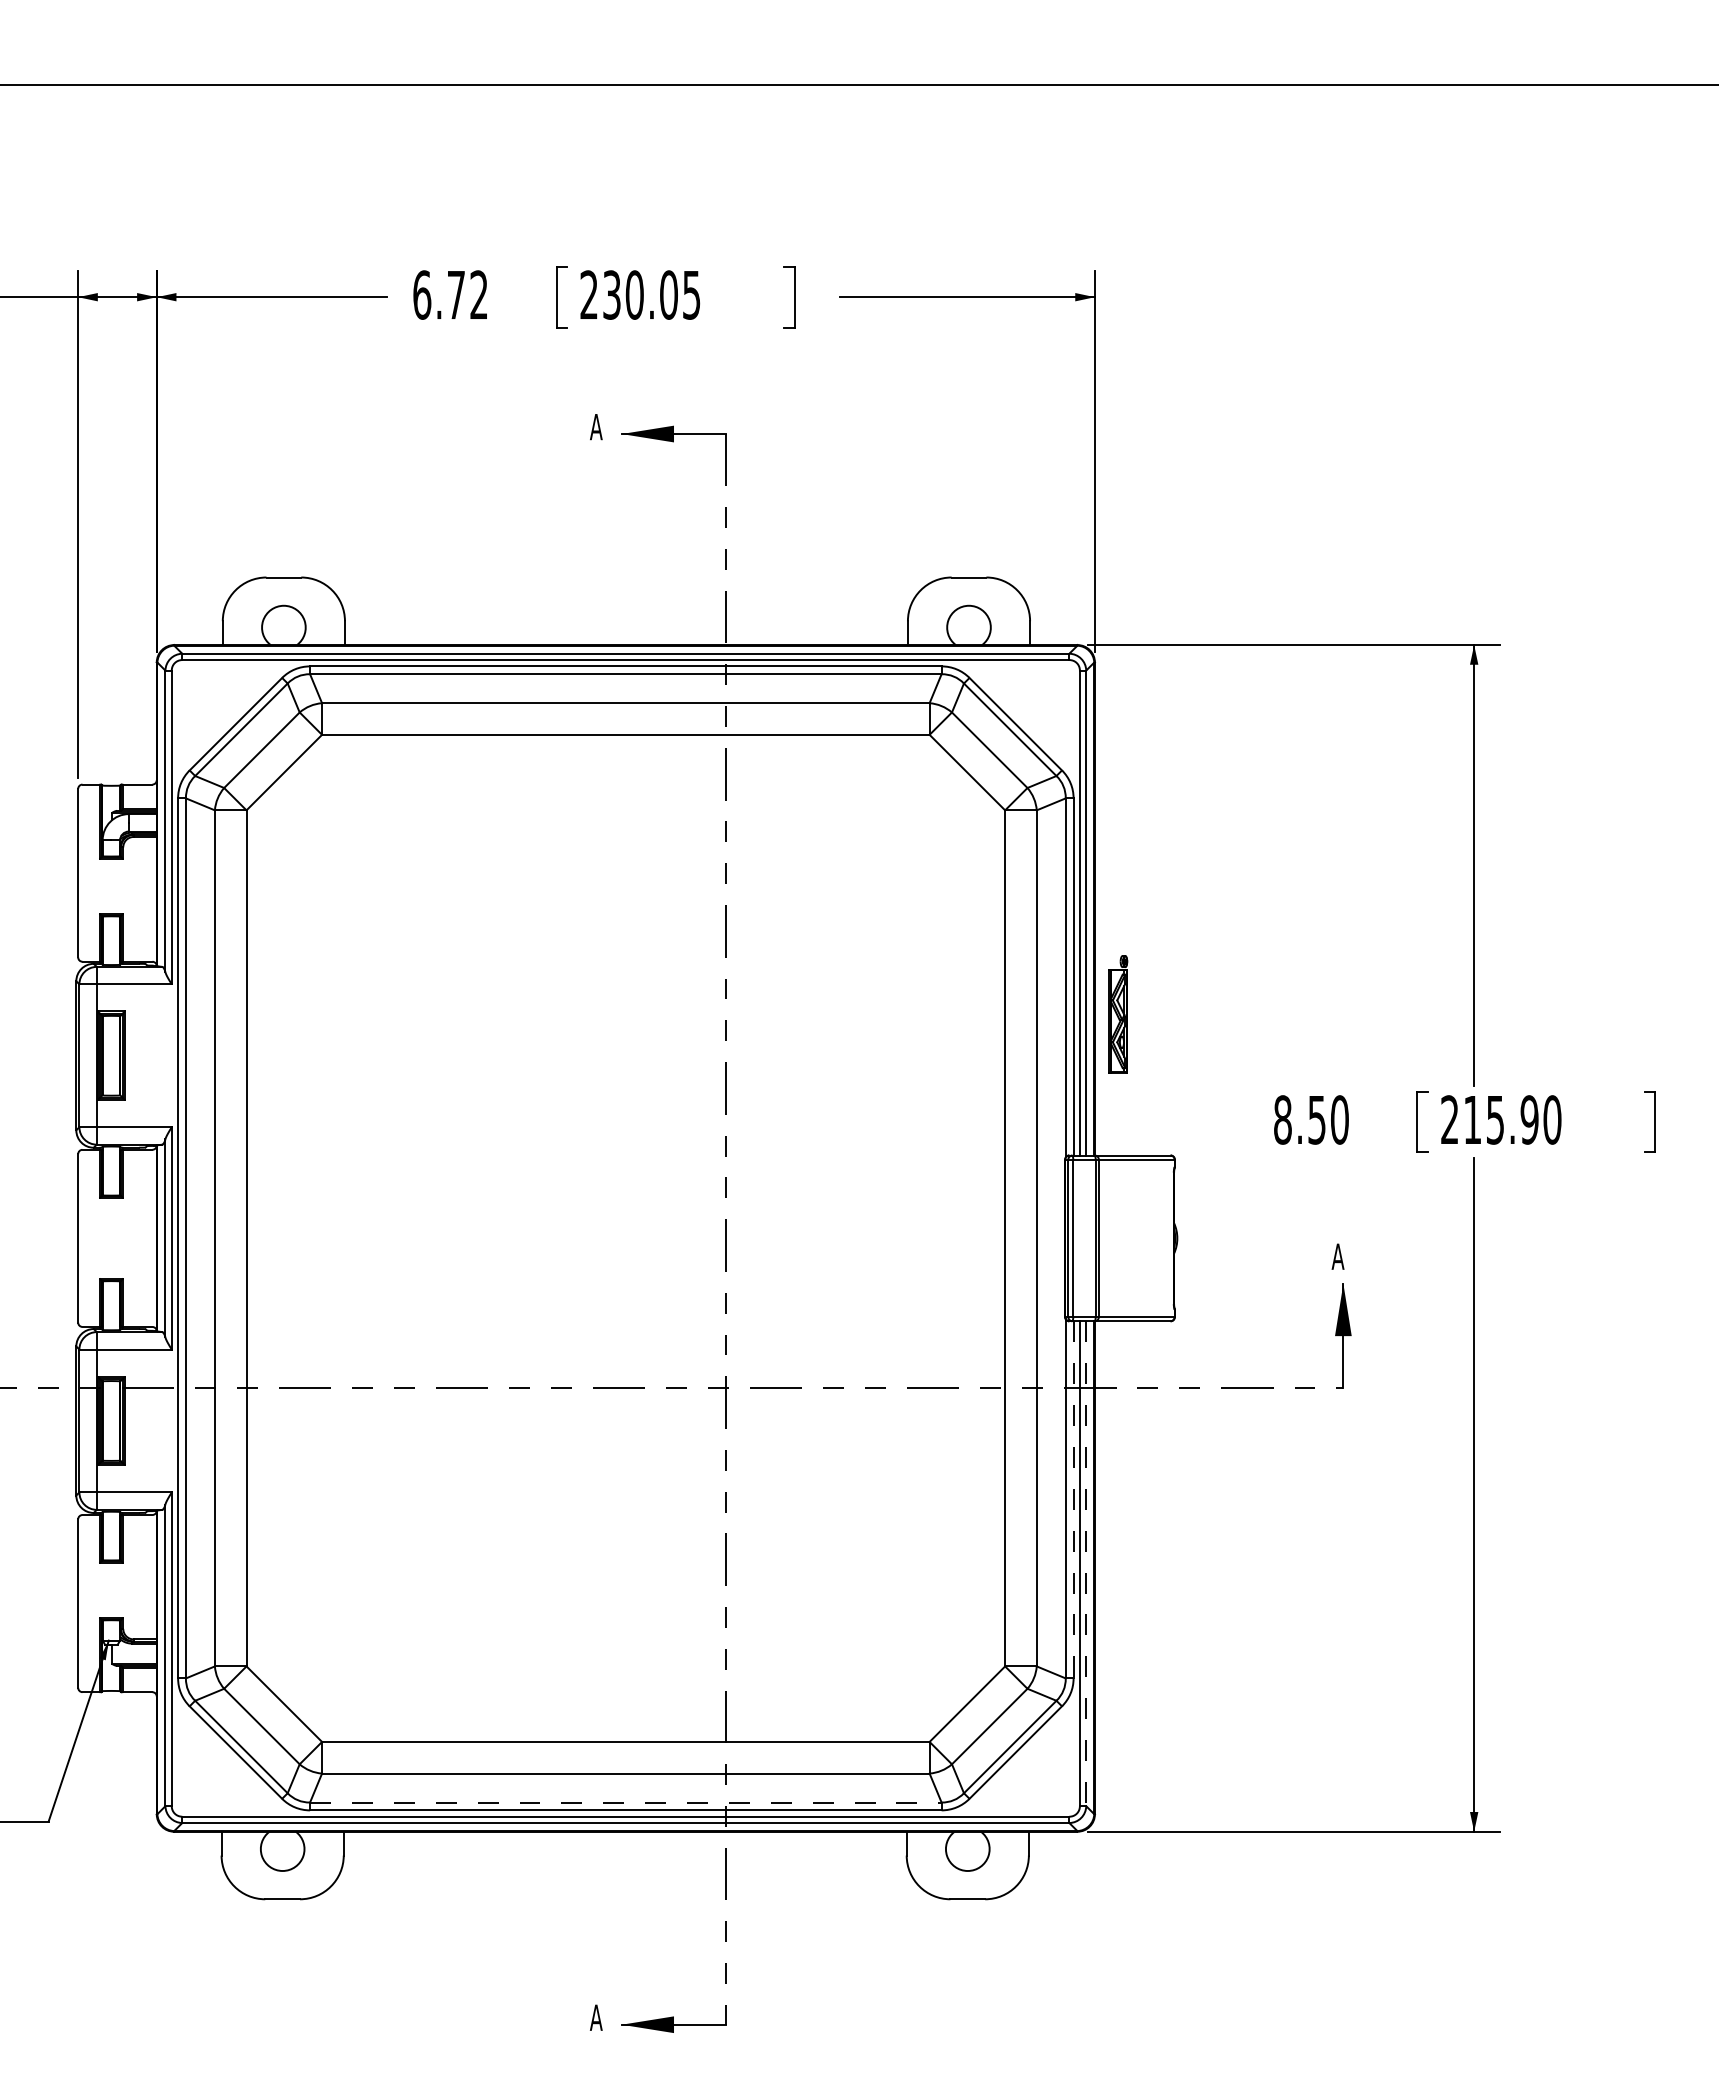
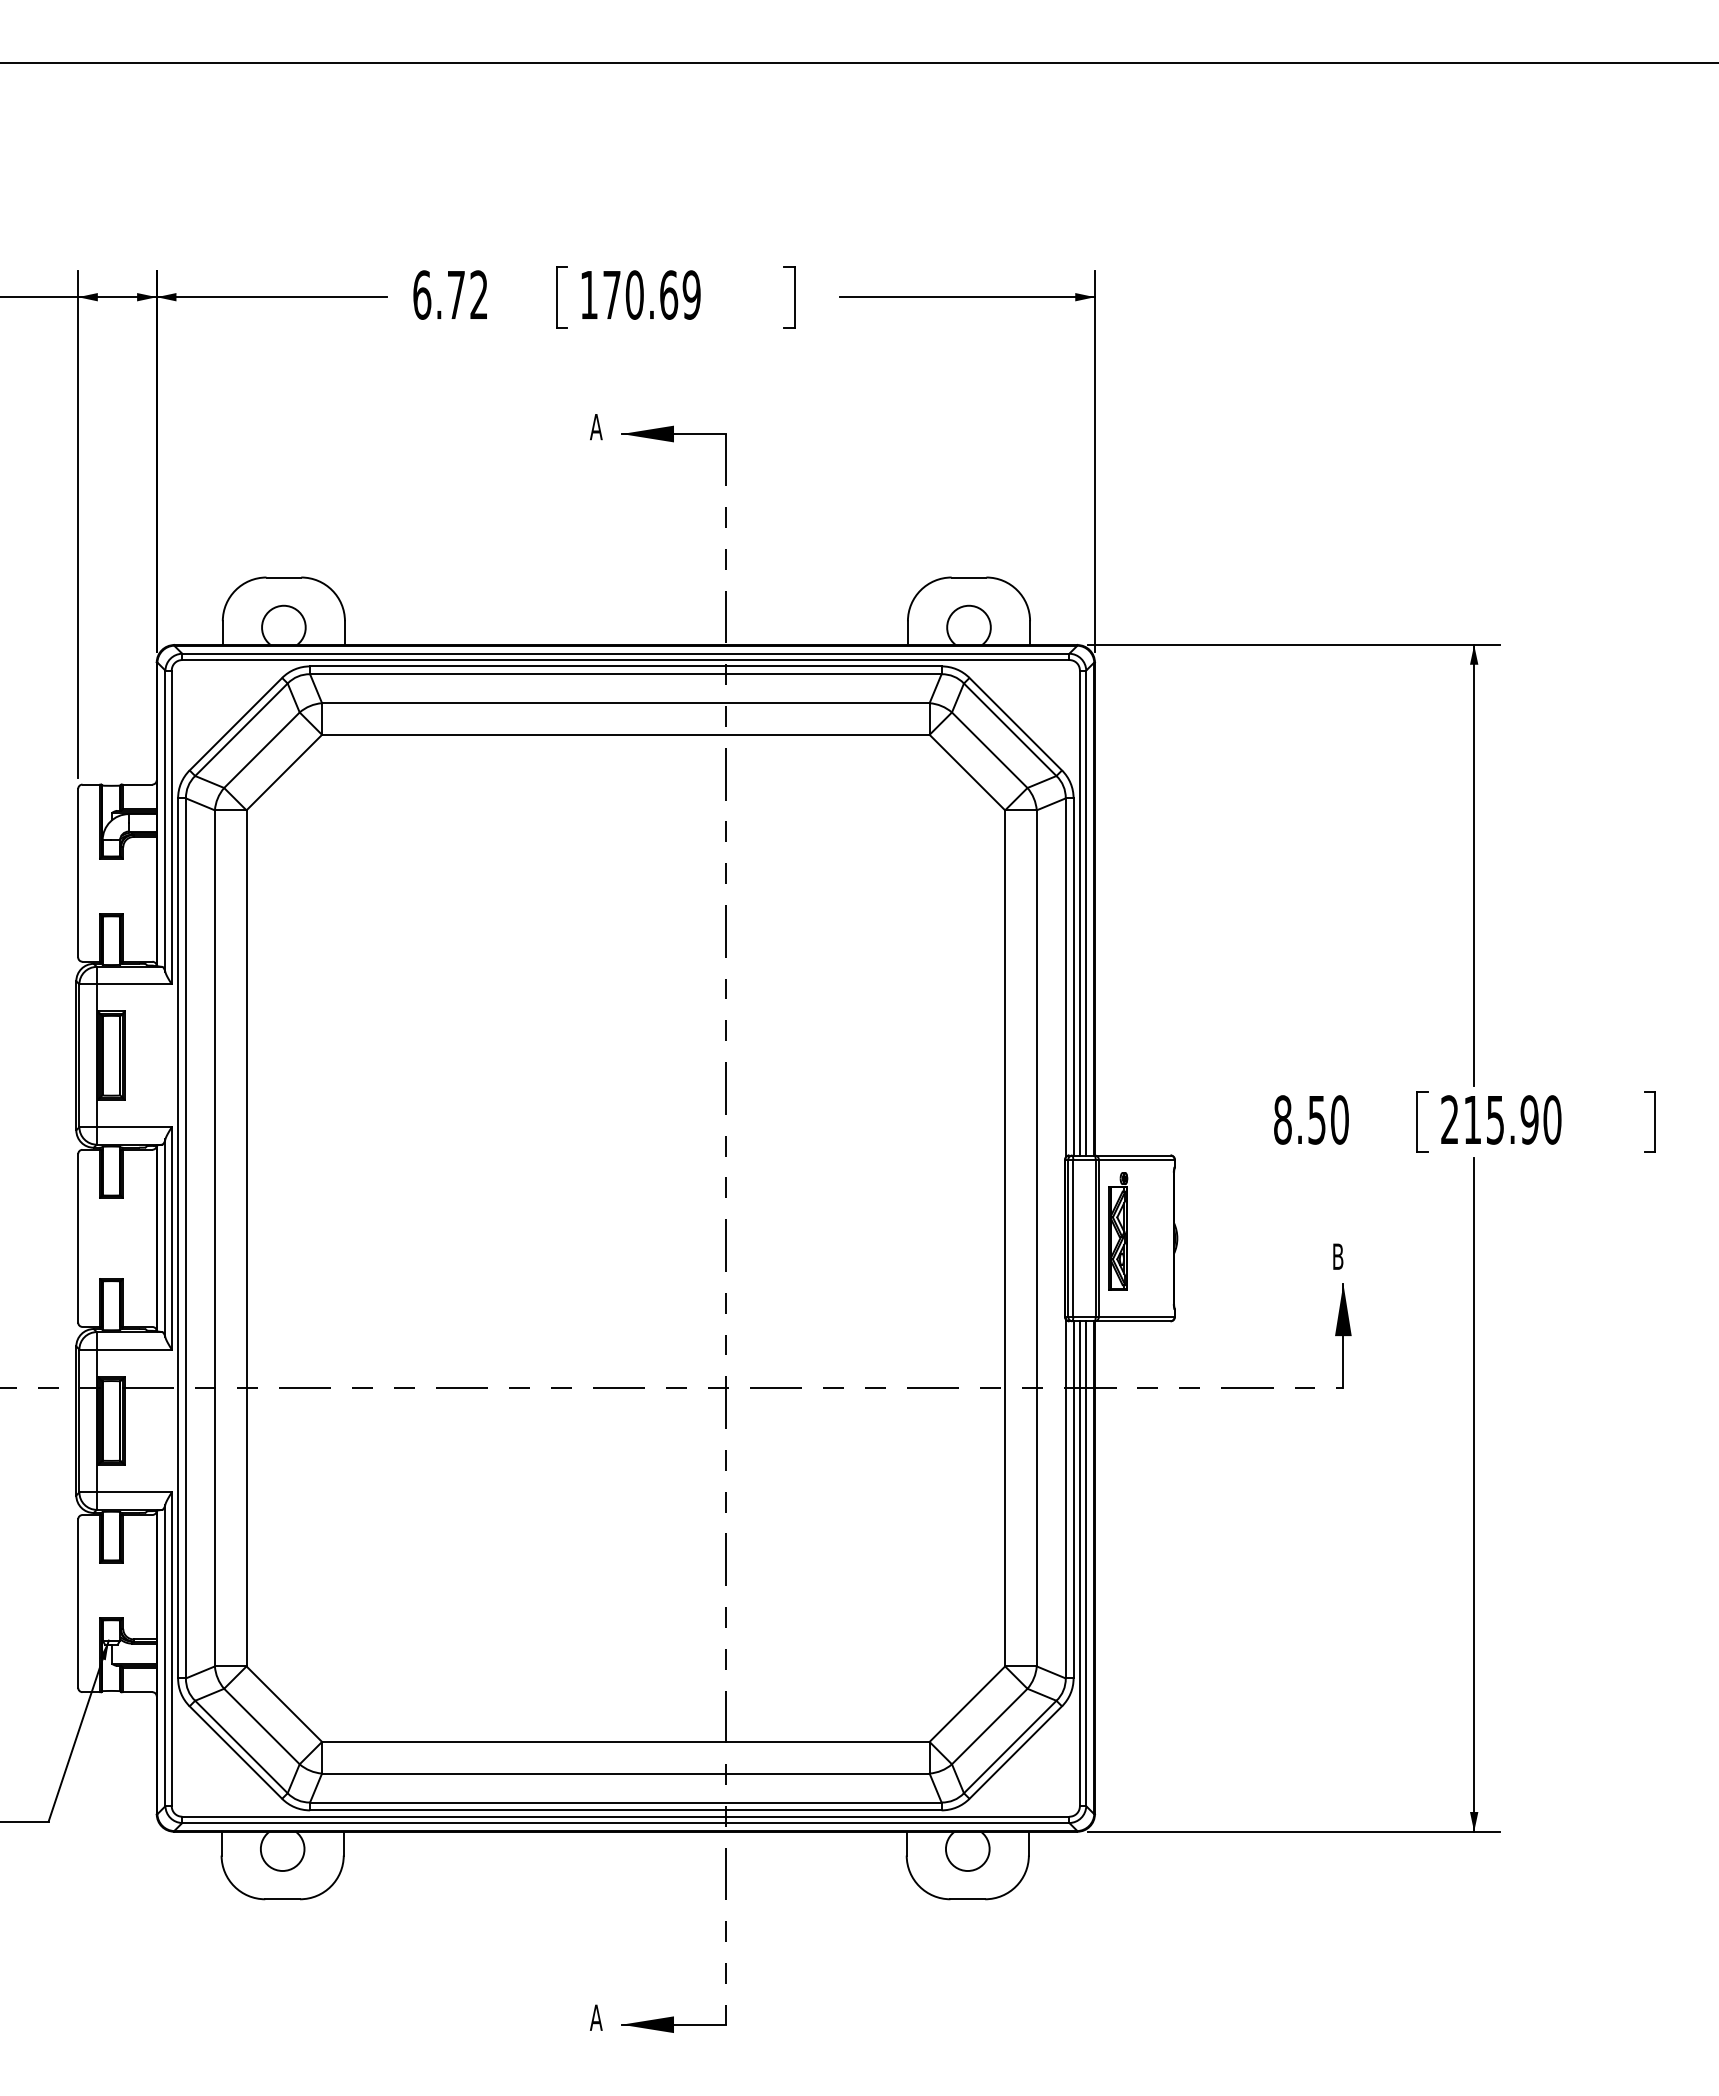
line position: (858, 84) -> (858, 62) (858, 62)
text: 230.05 -> 170.69 (640, 294)
part position: (1118, 1014) -> (1118, 1231) (1118, 1231)
text: A -> B (1337, 1256)
line: dashed -> solid (1073, 1499)
line: dashed -> solid (1086, 1564)
line: dashed -> solid (625, 1802)
